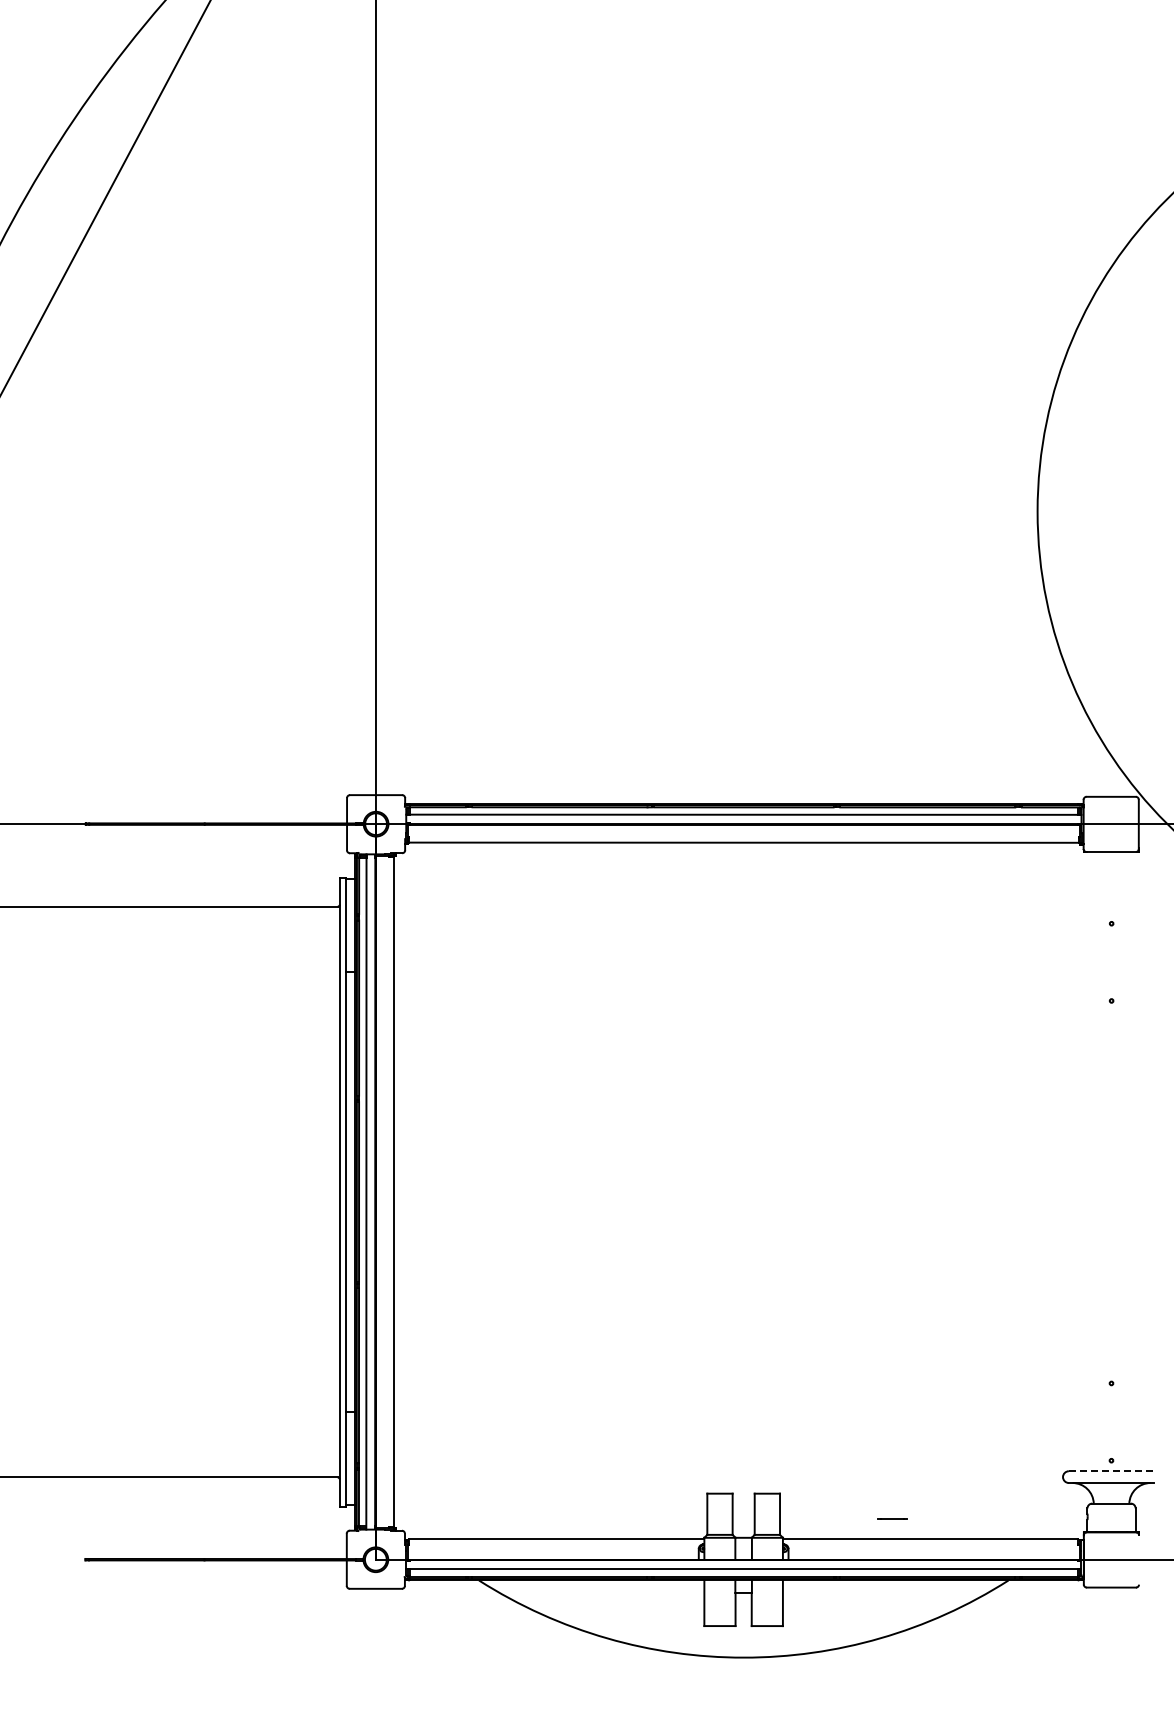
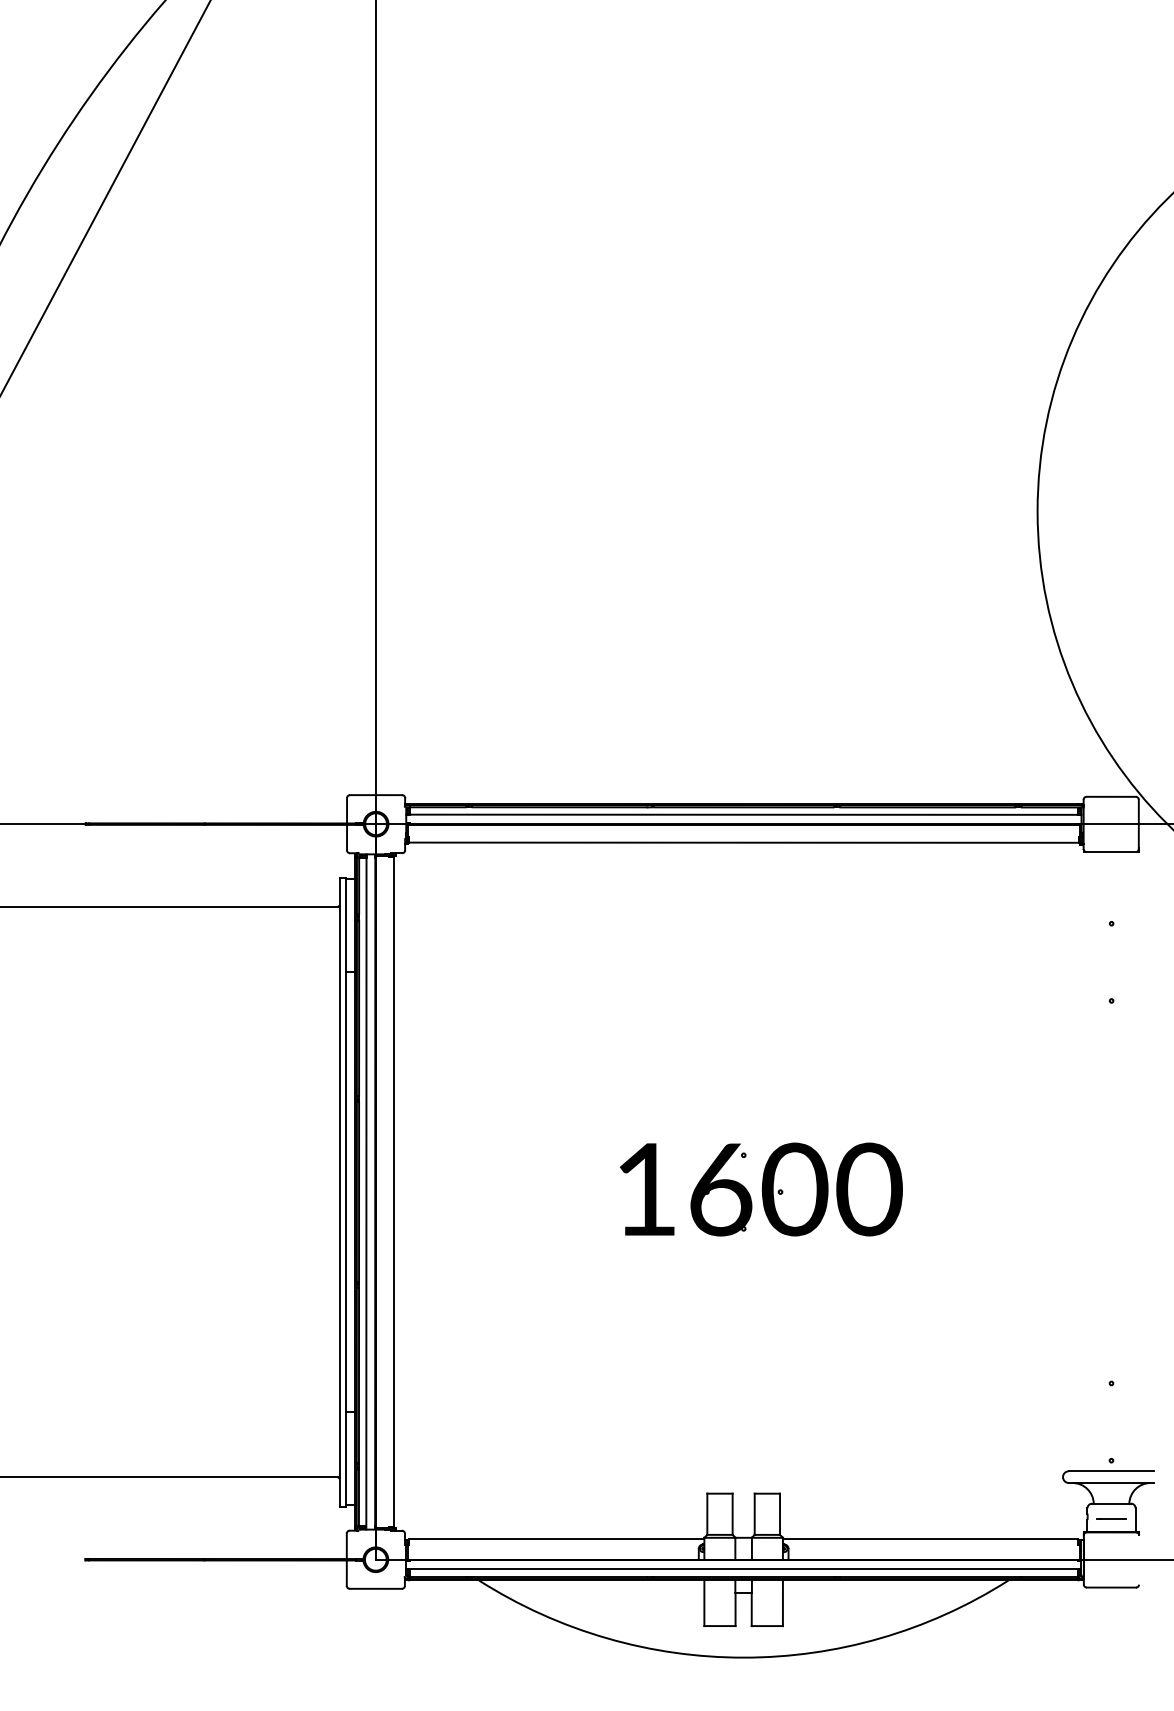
part: none -> present (761, 1189)
line: dashed -> solid (1111, 1471)
line position: (892, 1518) -> (1111, 1518) (1111, 1518)
